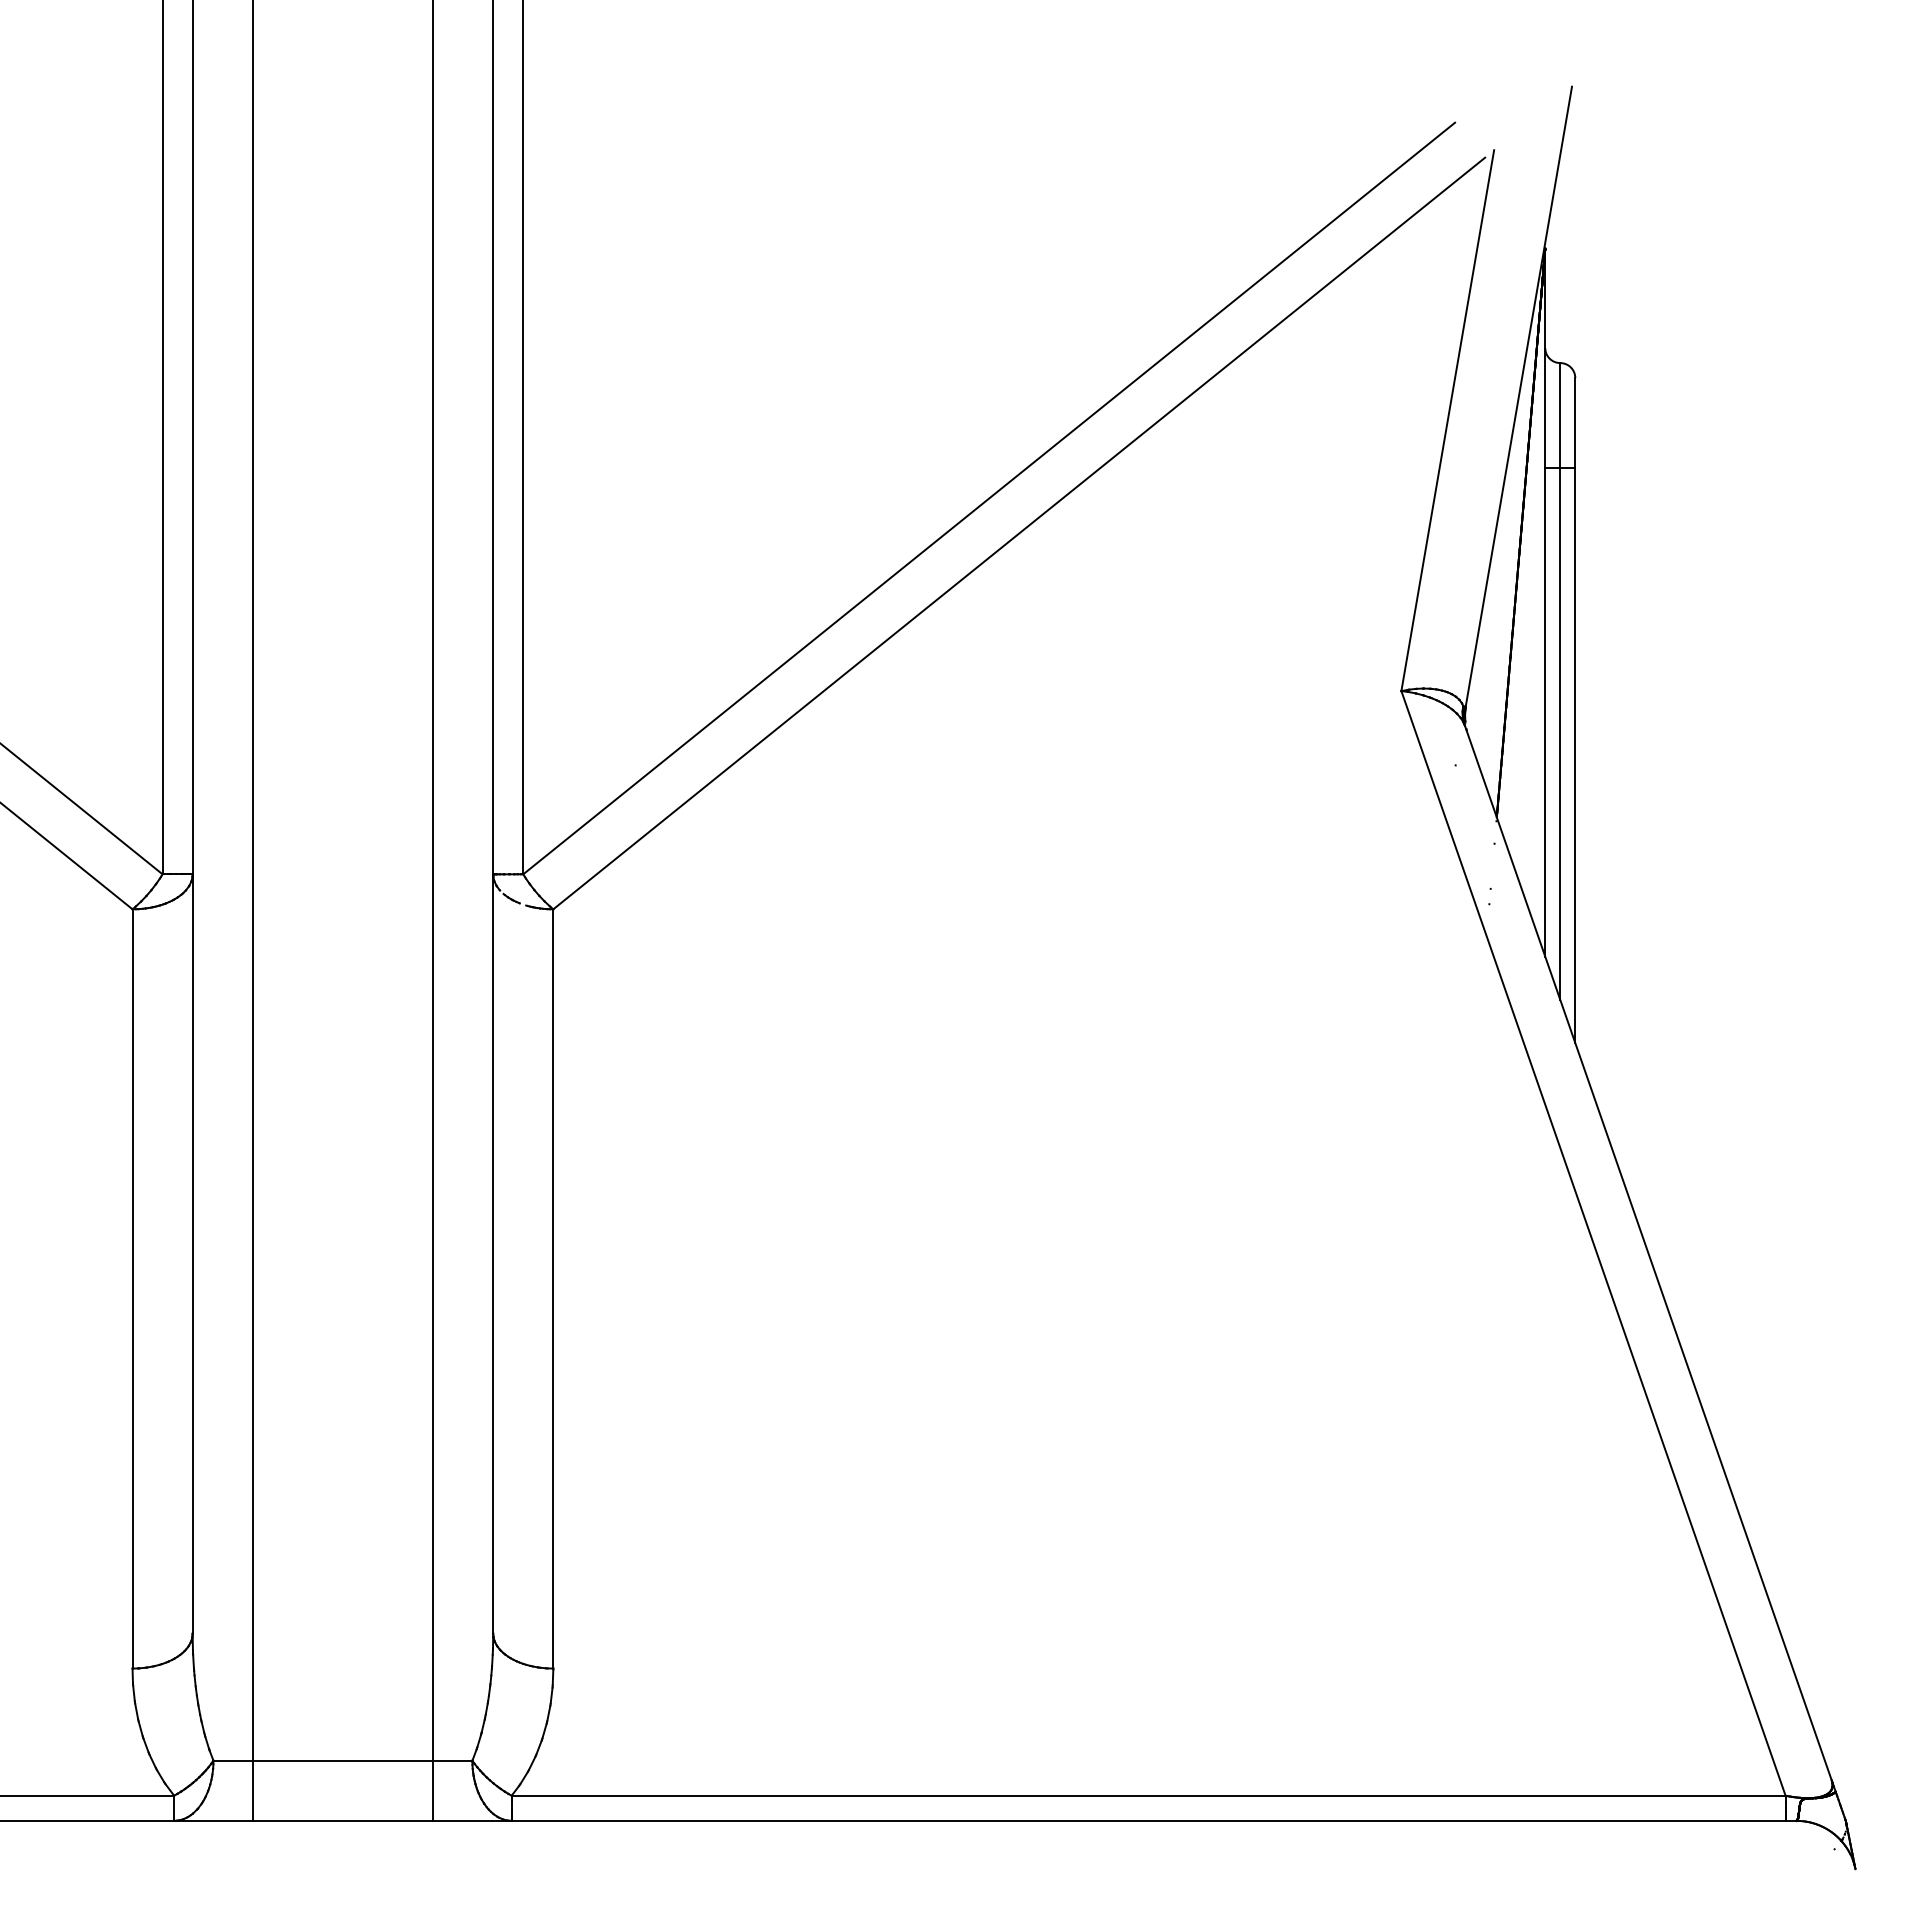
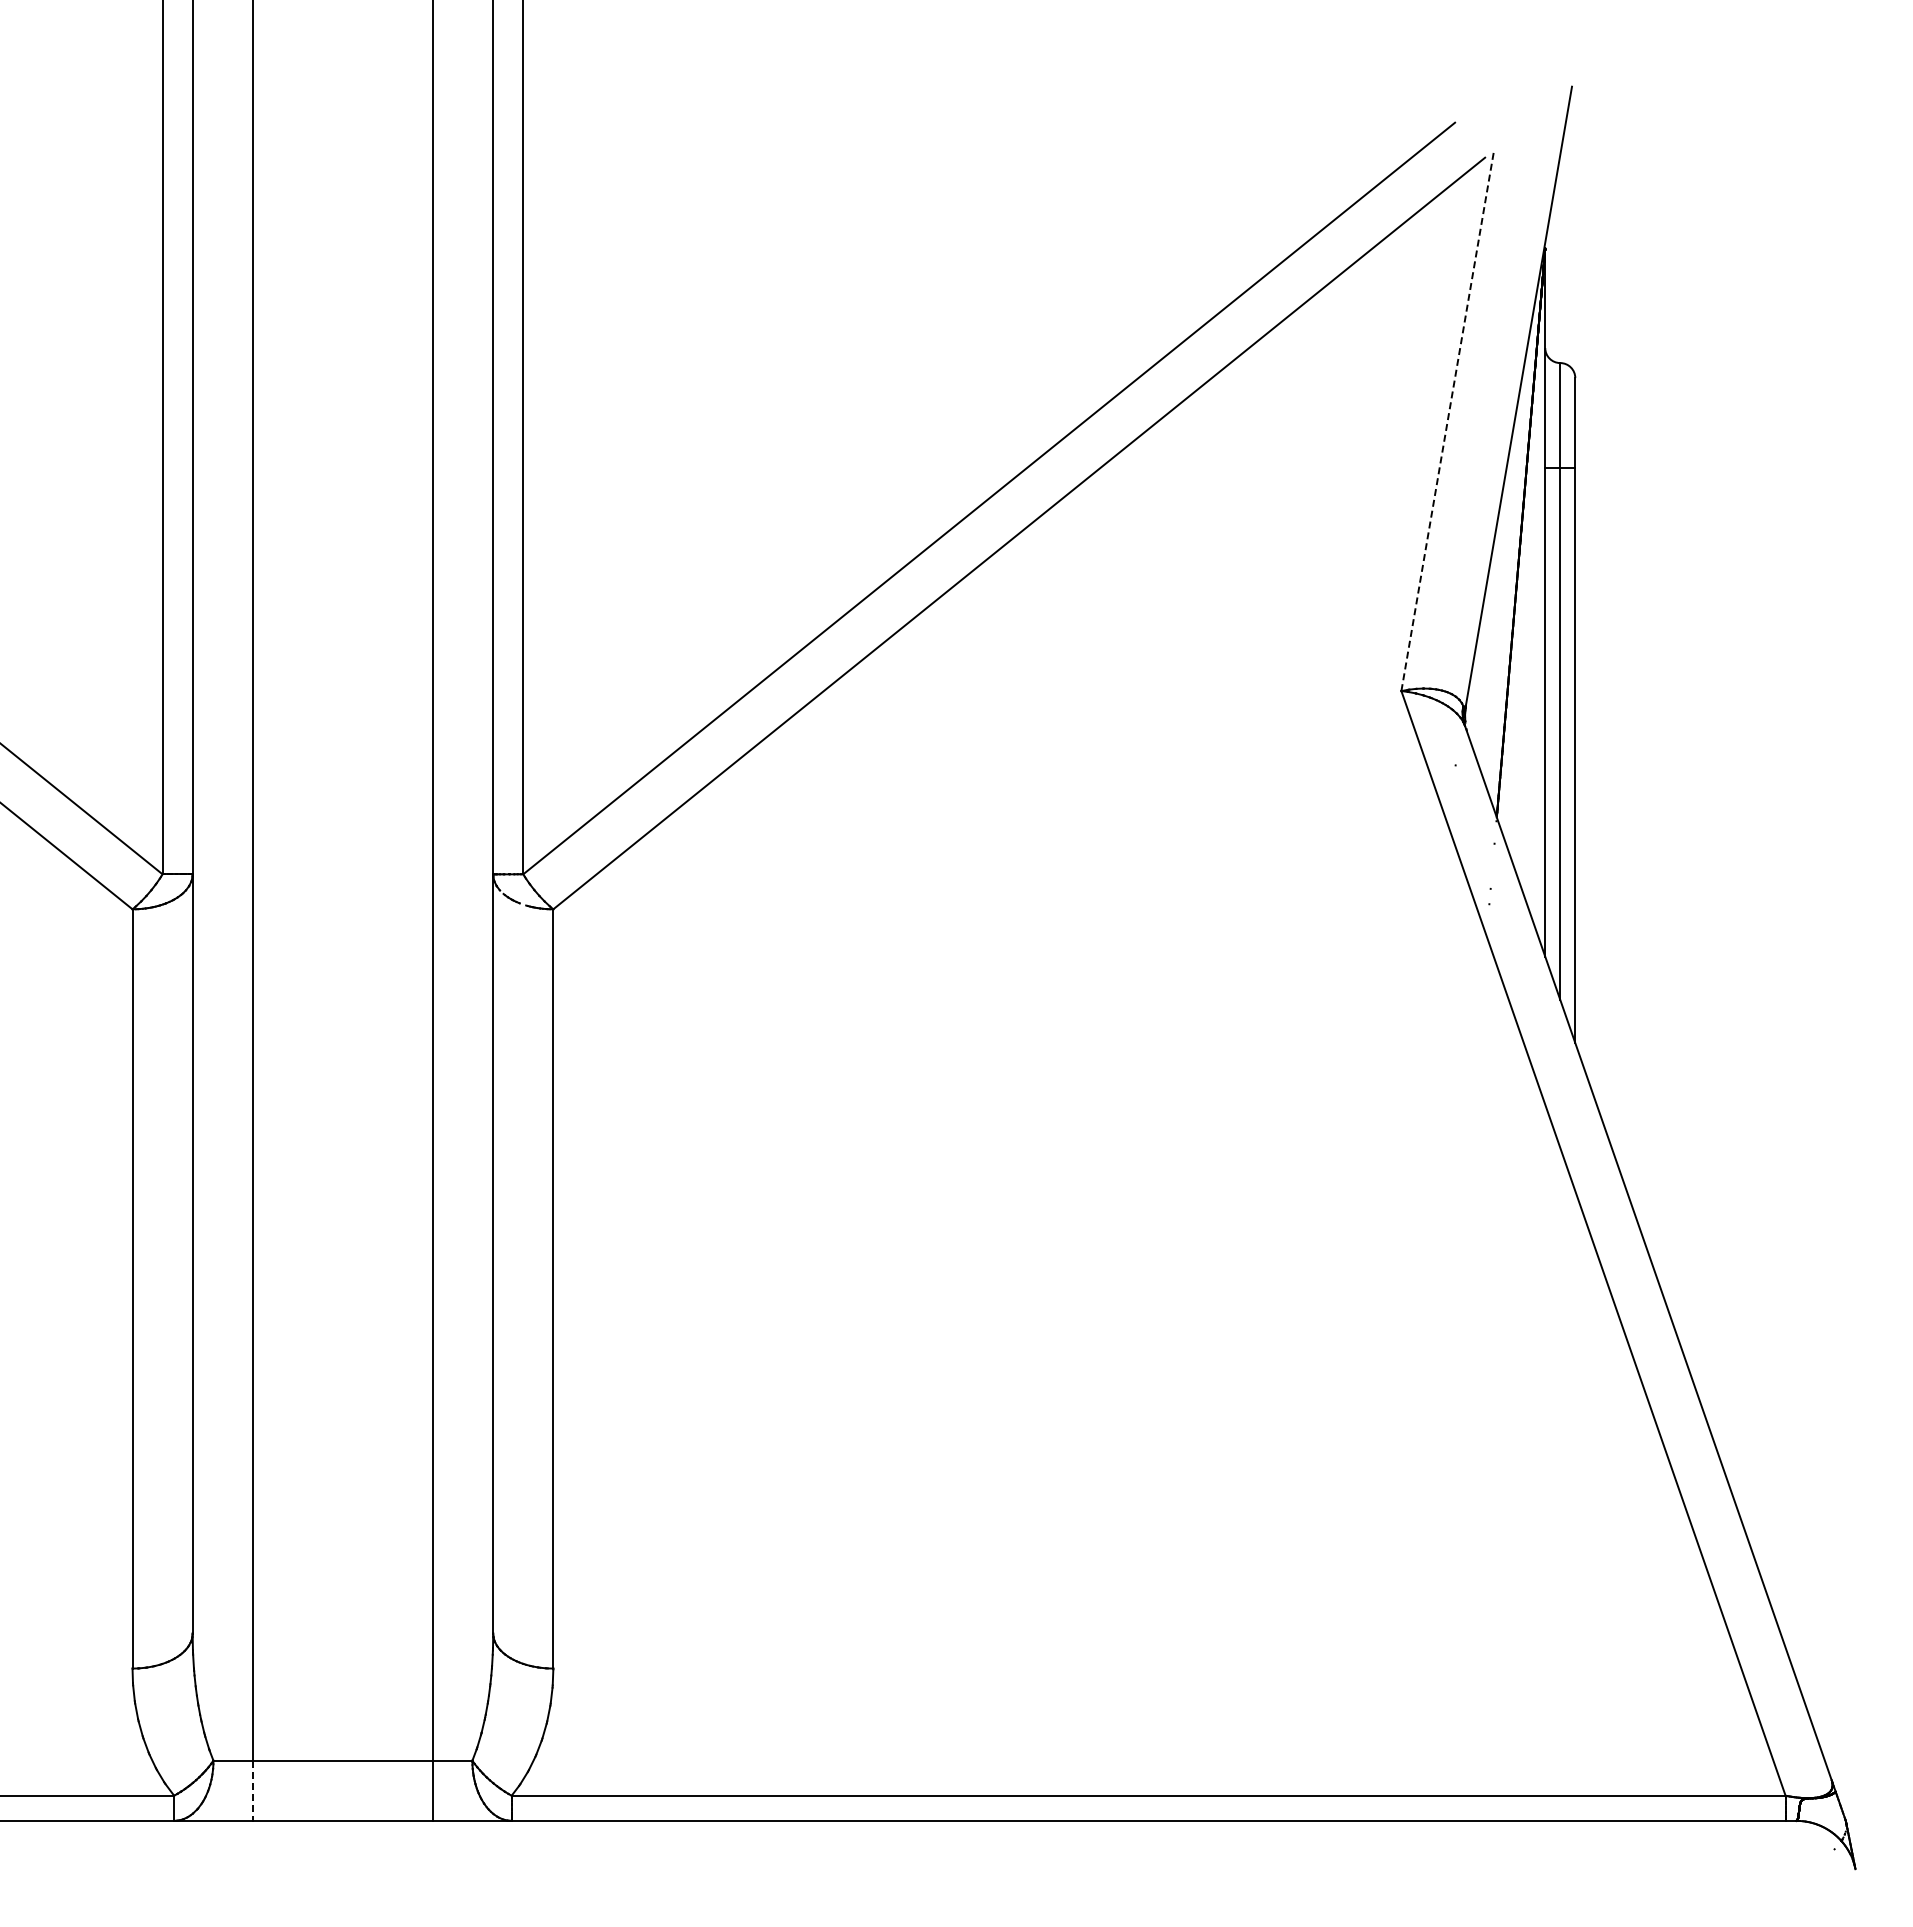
line: solid -> dashed (1447, 420)
line: solid -> dashed (252, 1791)
